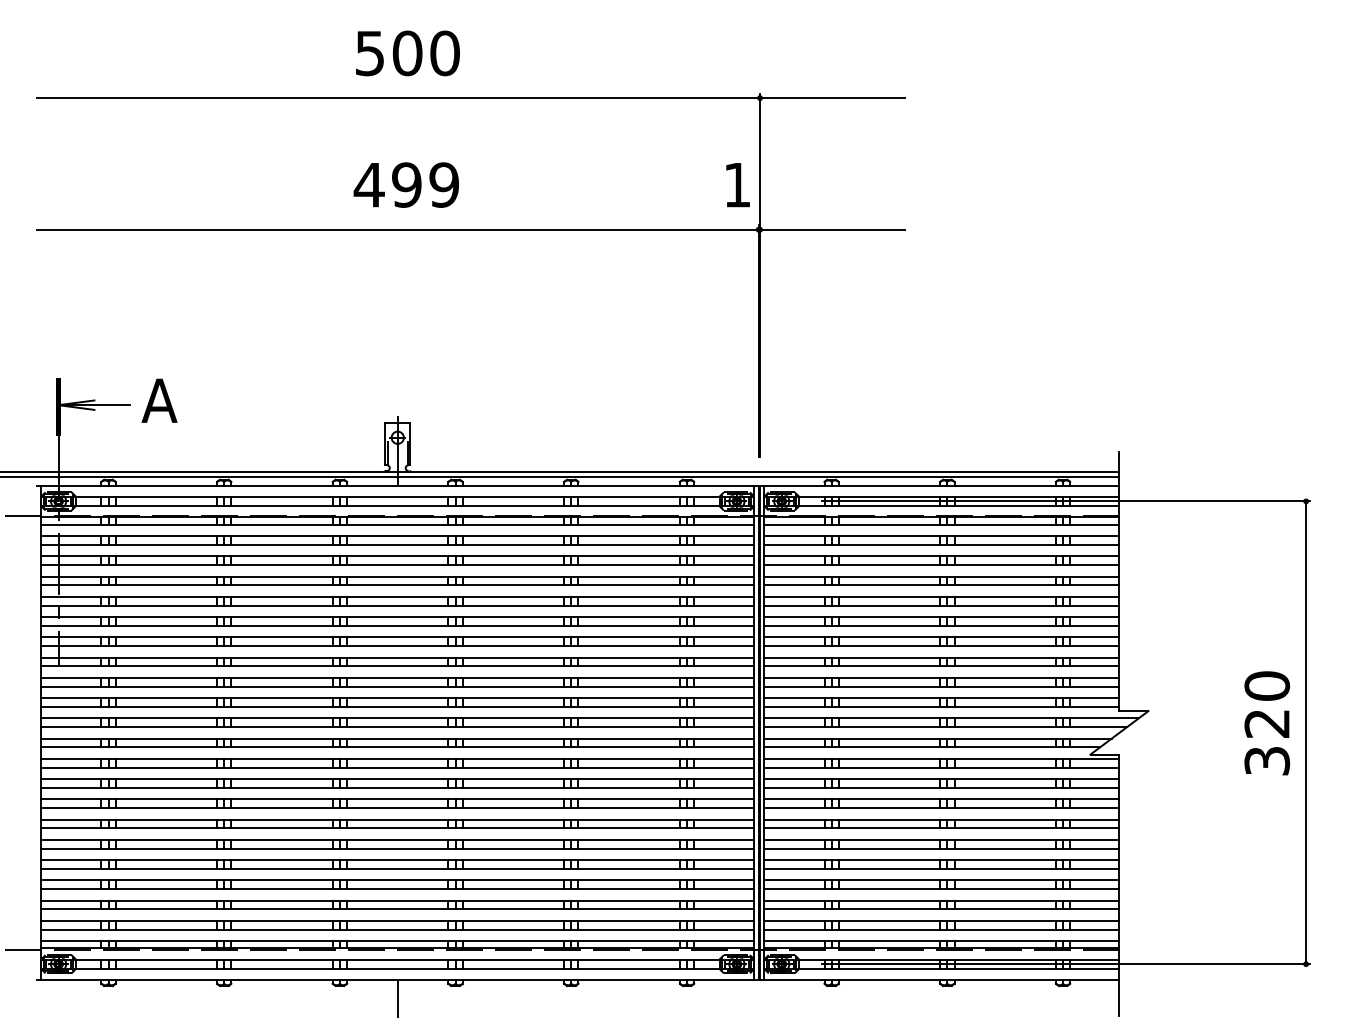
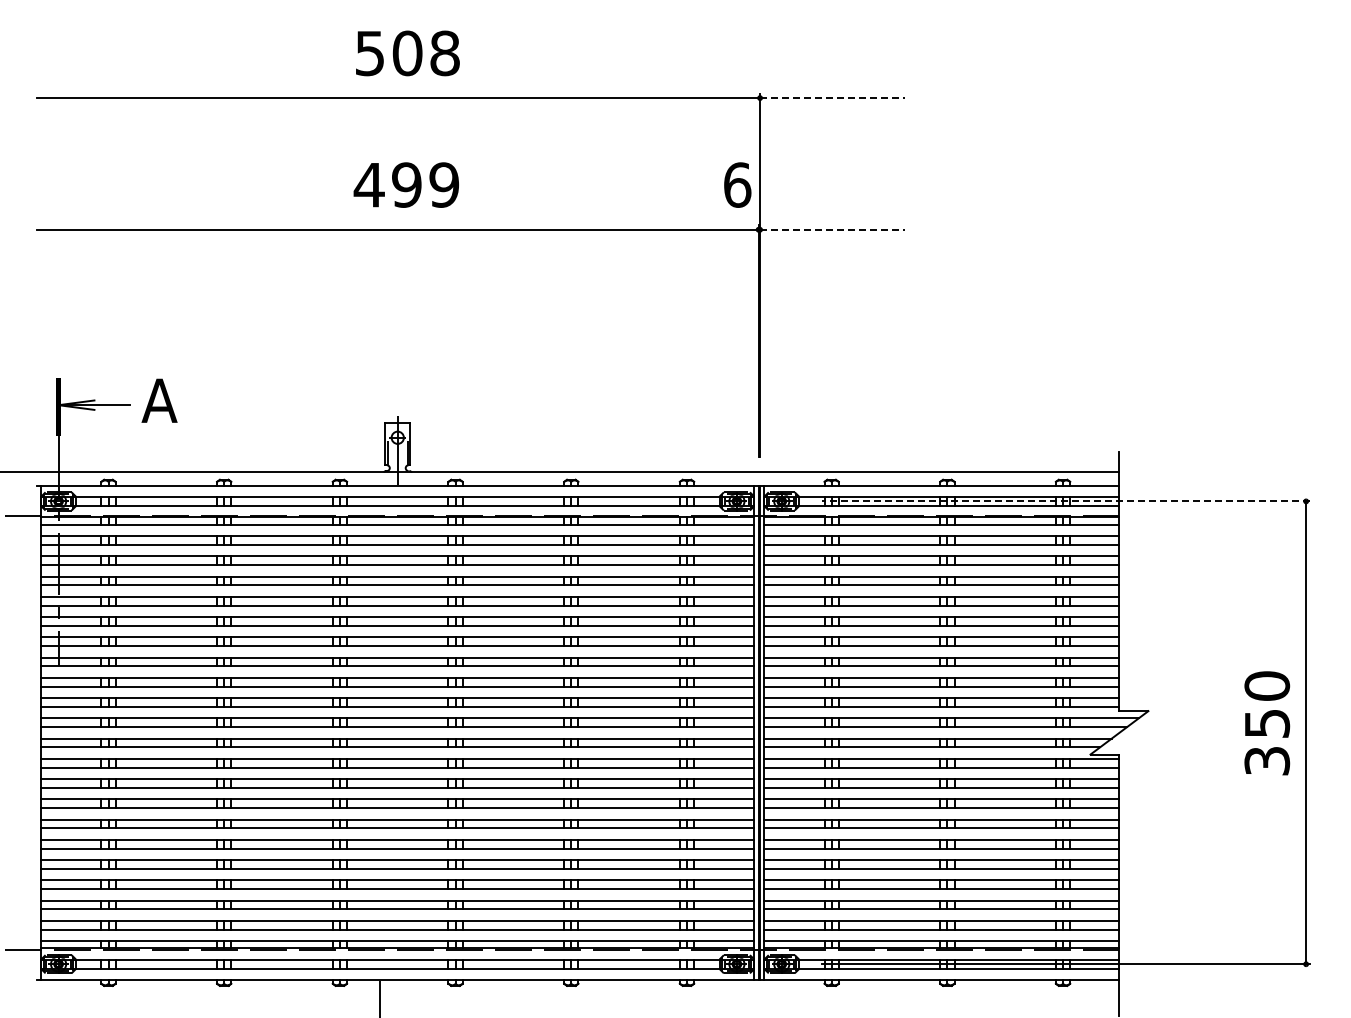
text: 500 -> 508 (444, 53)
line: solid -> dashed (832, 98)
text: 1 -> 6 (737, 184)
line: solid -> dashed (832, 229)
line: present -> none (560, 476)
line: solid -> dashed (1065, 501)
text: 320 -> 350 (1267, 723)
line position: (397, 997) -> (379, 997) (379, 997)
